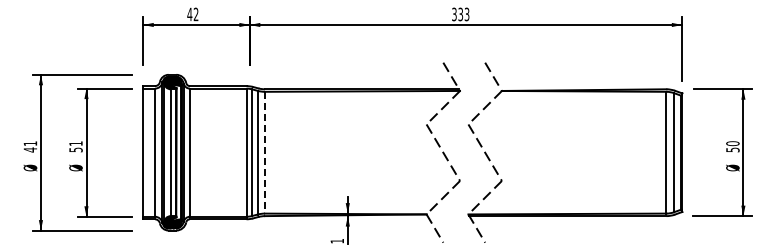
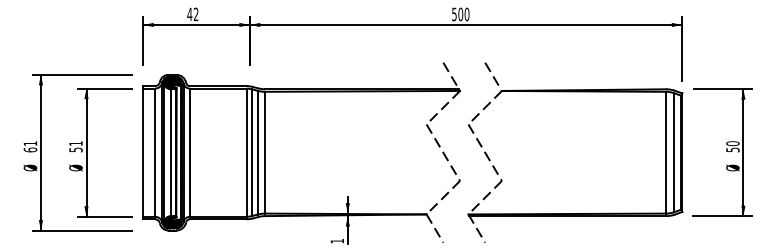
text: 333 -> 500 (460, 14)
text: 41 -> 61 (30, 149)
line: dashed -> solid (265, 152)
